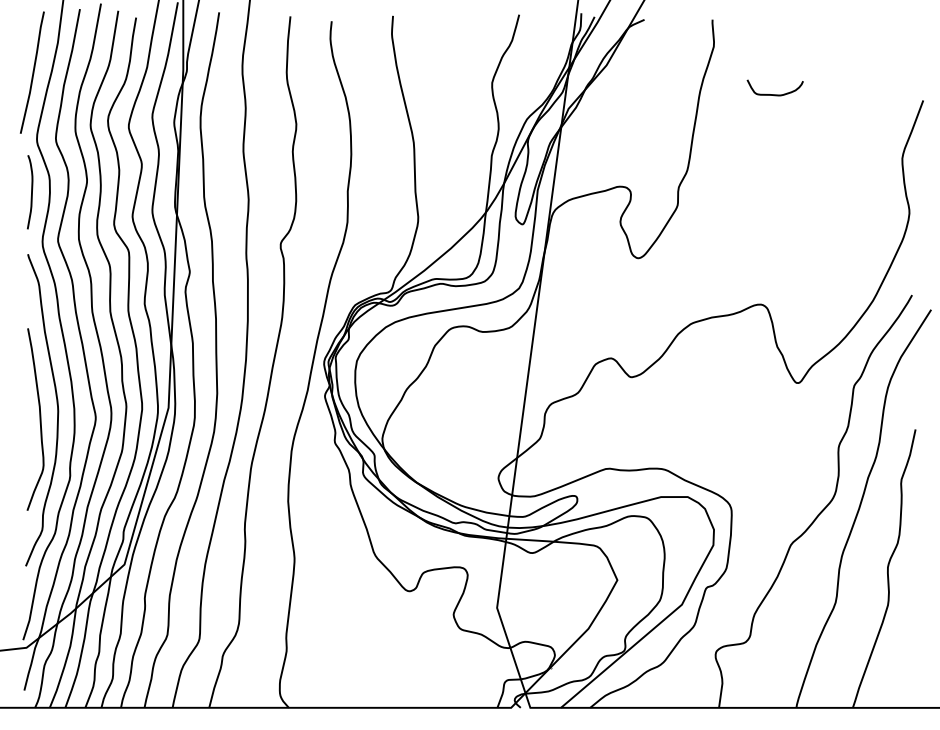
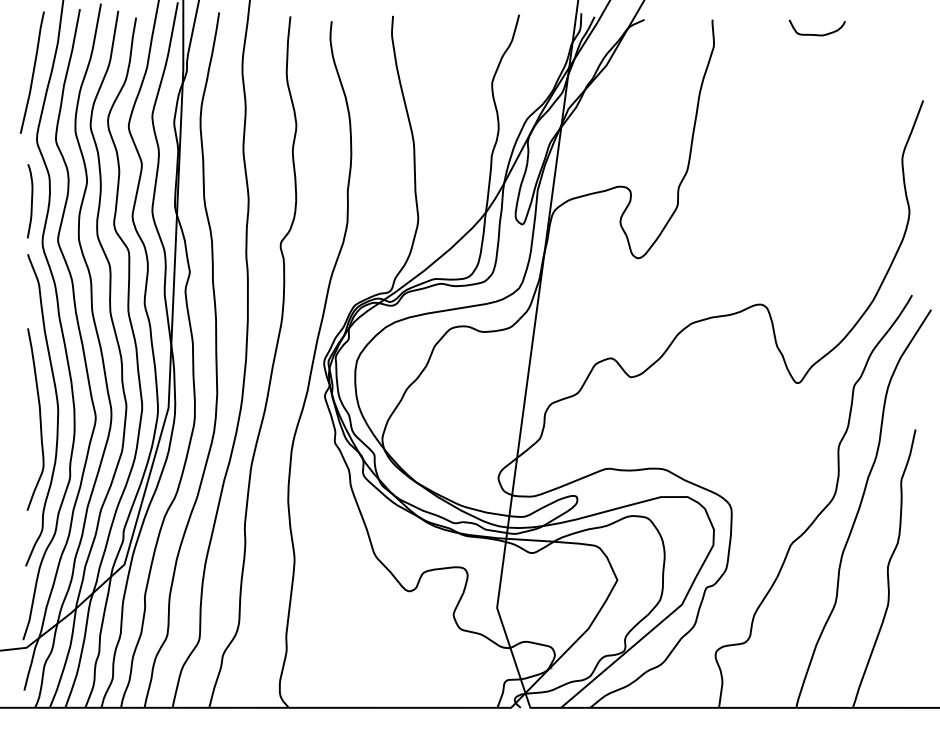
curve position: (774, 94) -> (816, 34) (816, 34)
curve position: (31, 192) -> (31, 201) (31, 201)
